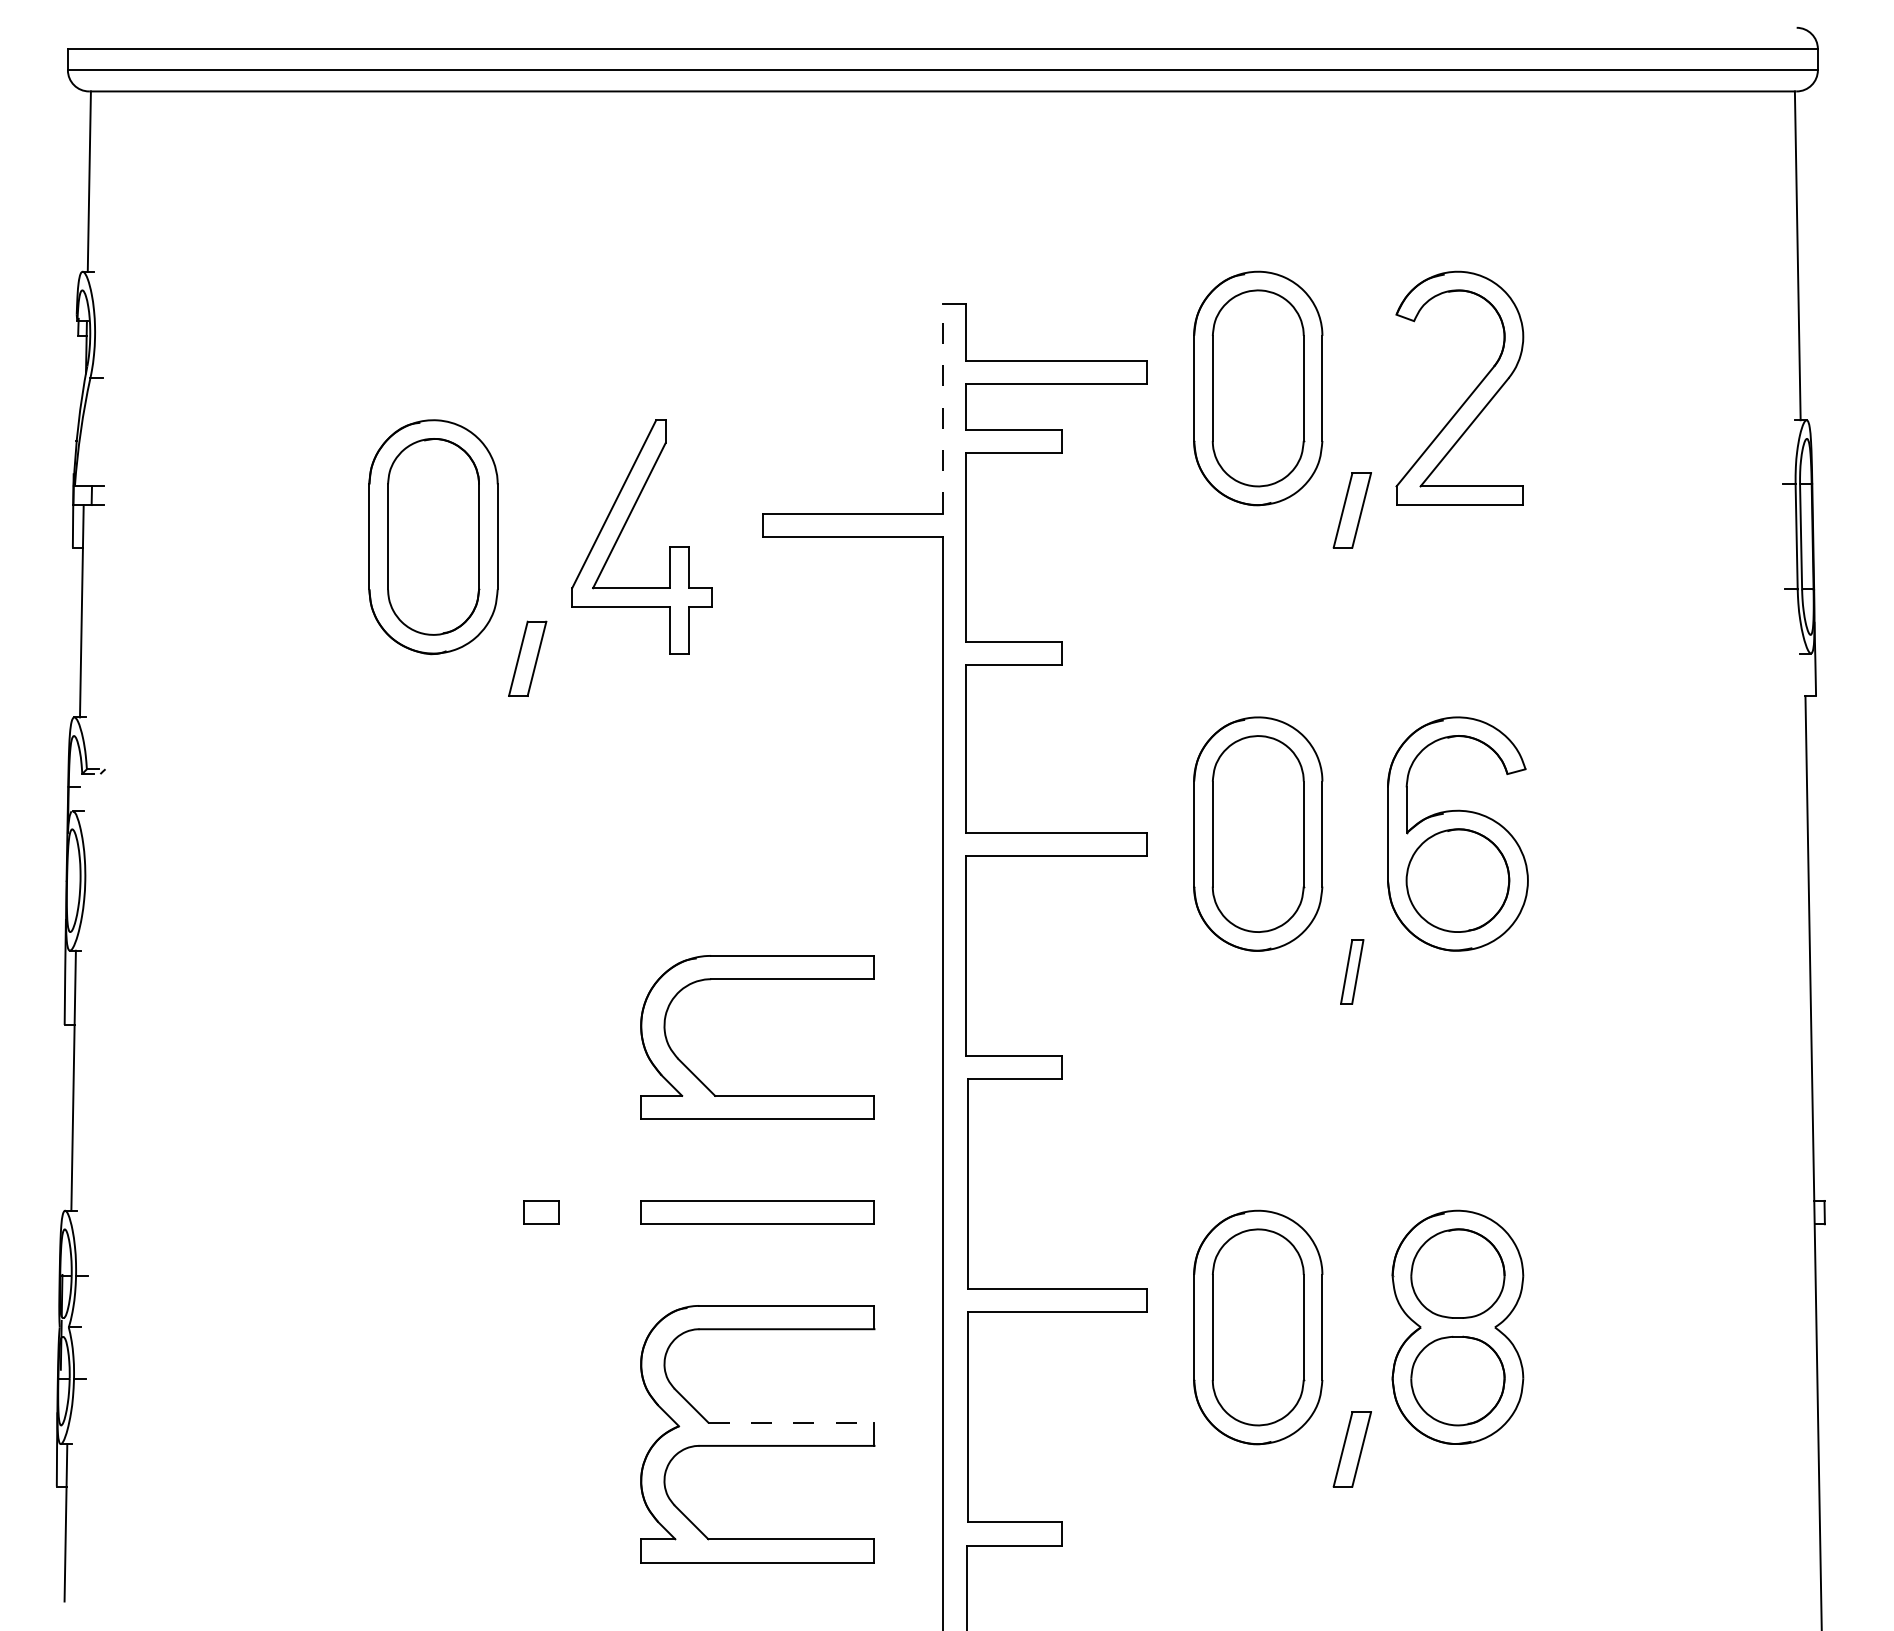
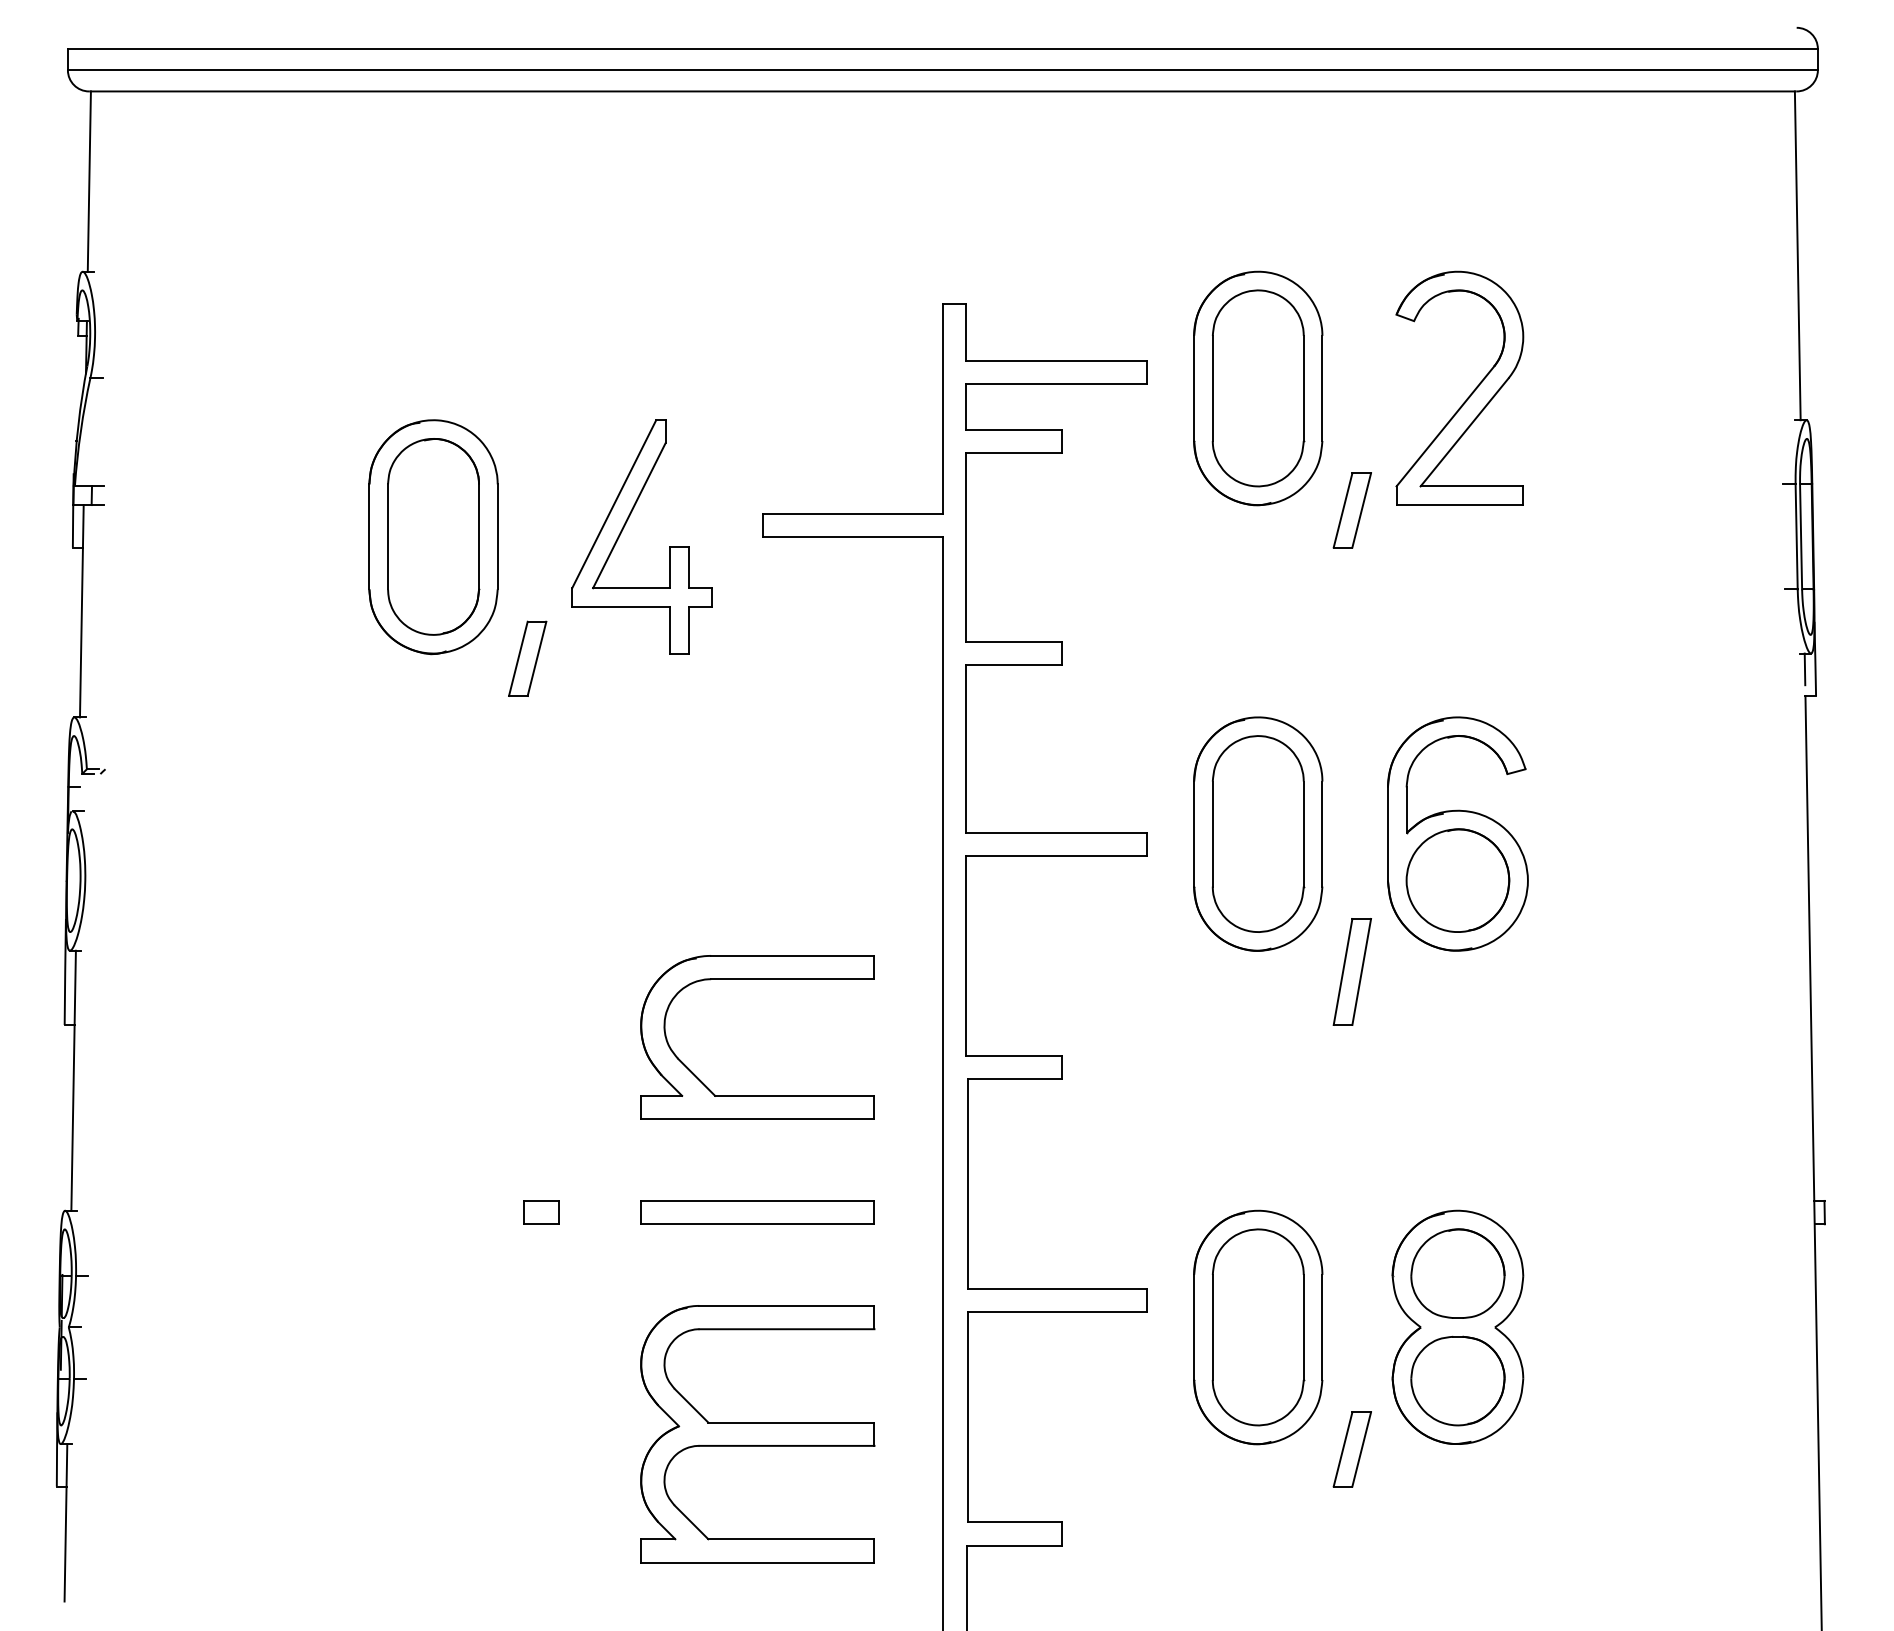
line: dashed -> solid (942, 408)
line: none -> present (1804, 669)
part size: 25x66 px -> 40x108 px (1351, 971)
line: dashed -> solid (791, 1422)
